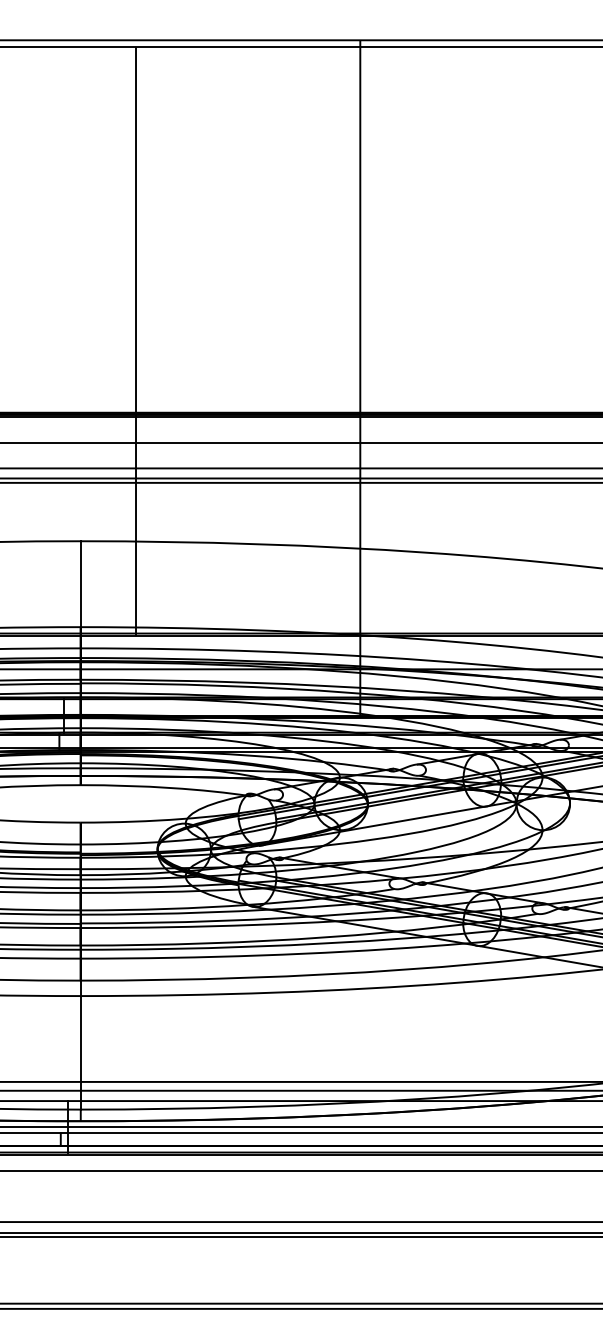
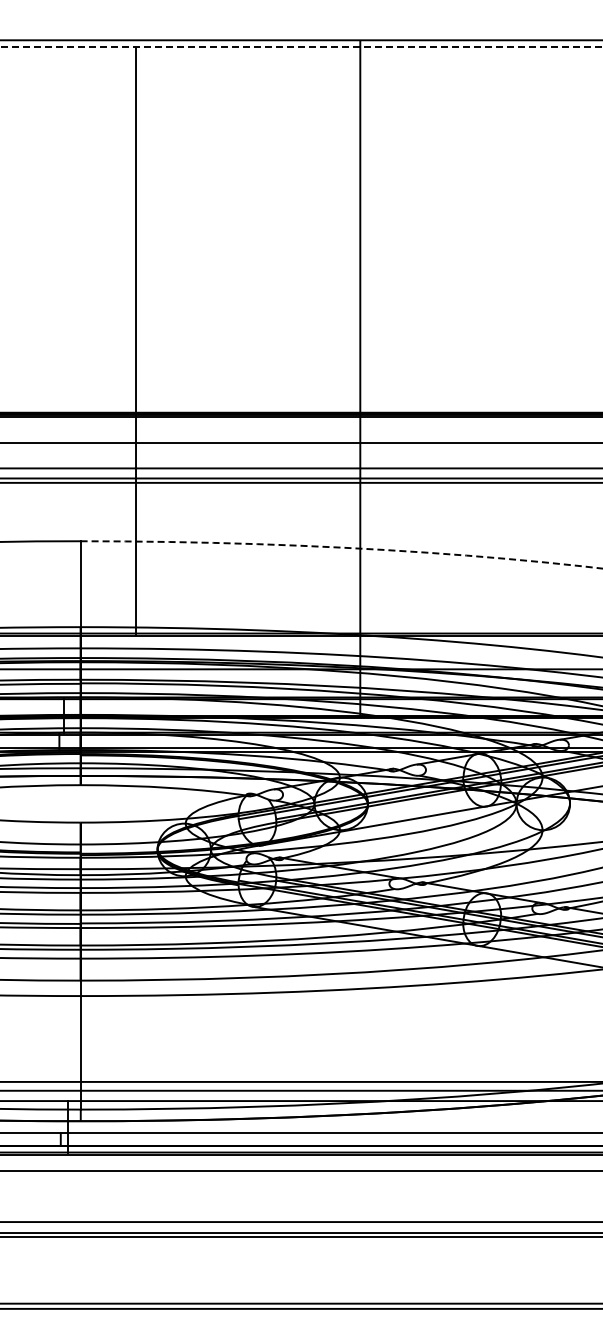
line: solid -> dashed (301, 47)
arc: solid -> dashed (342, 547)
line: present -> none (300, 1126)
